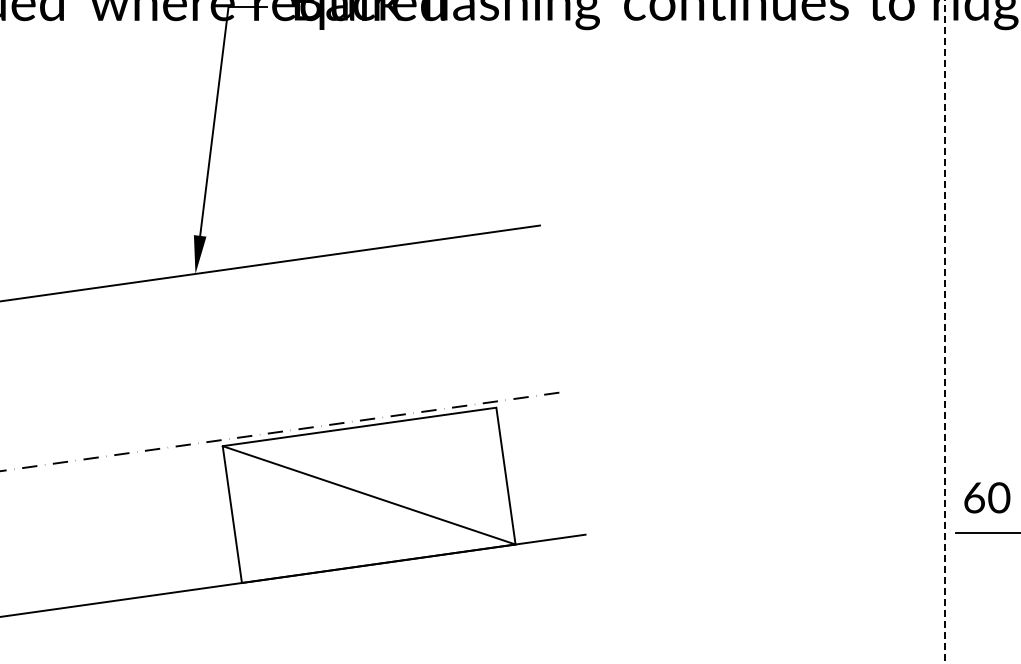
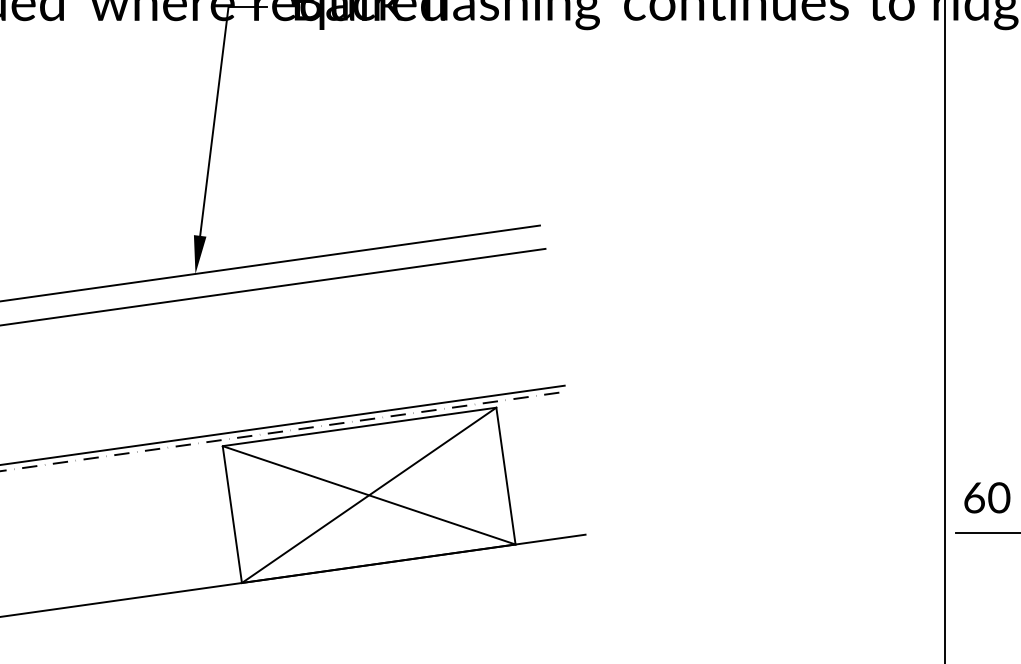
line: none -> present (273, 286)
line: dashed -> solid (944, 331)
line: none -> present (283, 424)
line: none -> present (368, 494)
